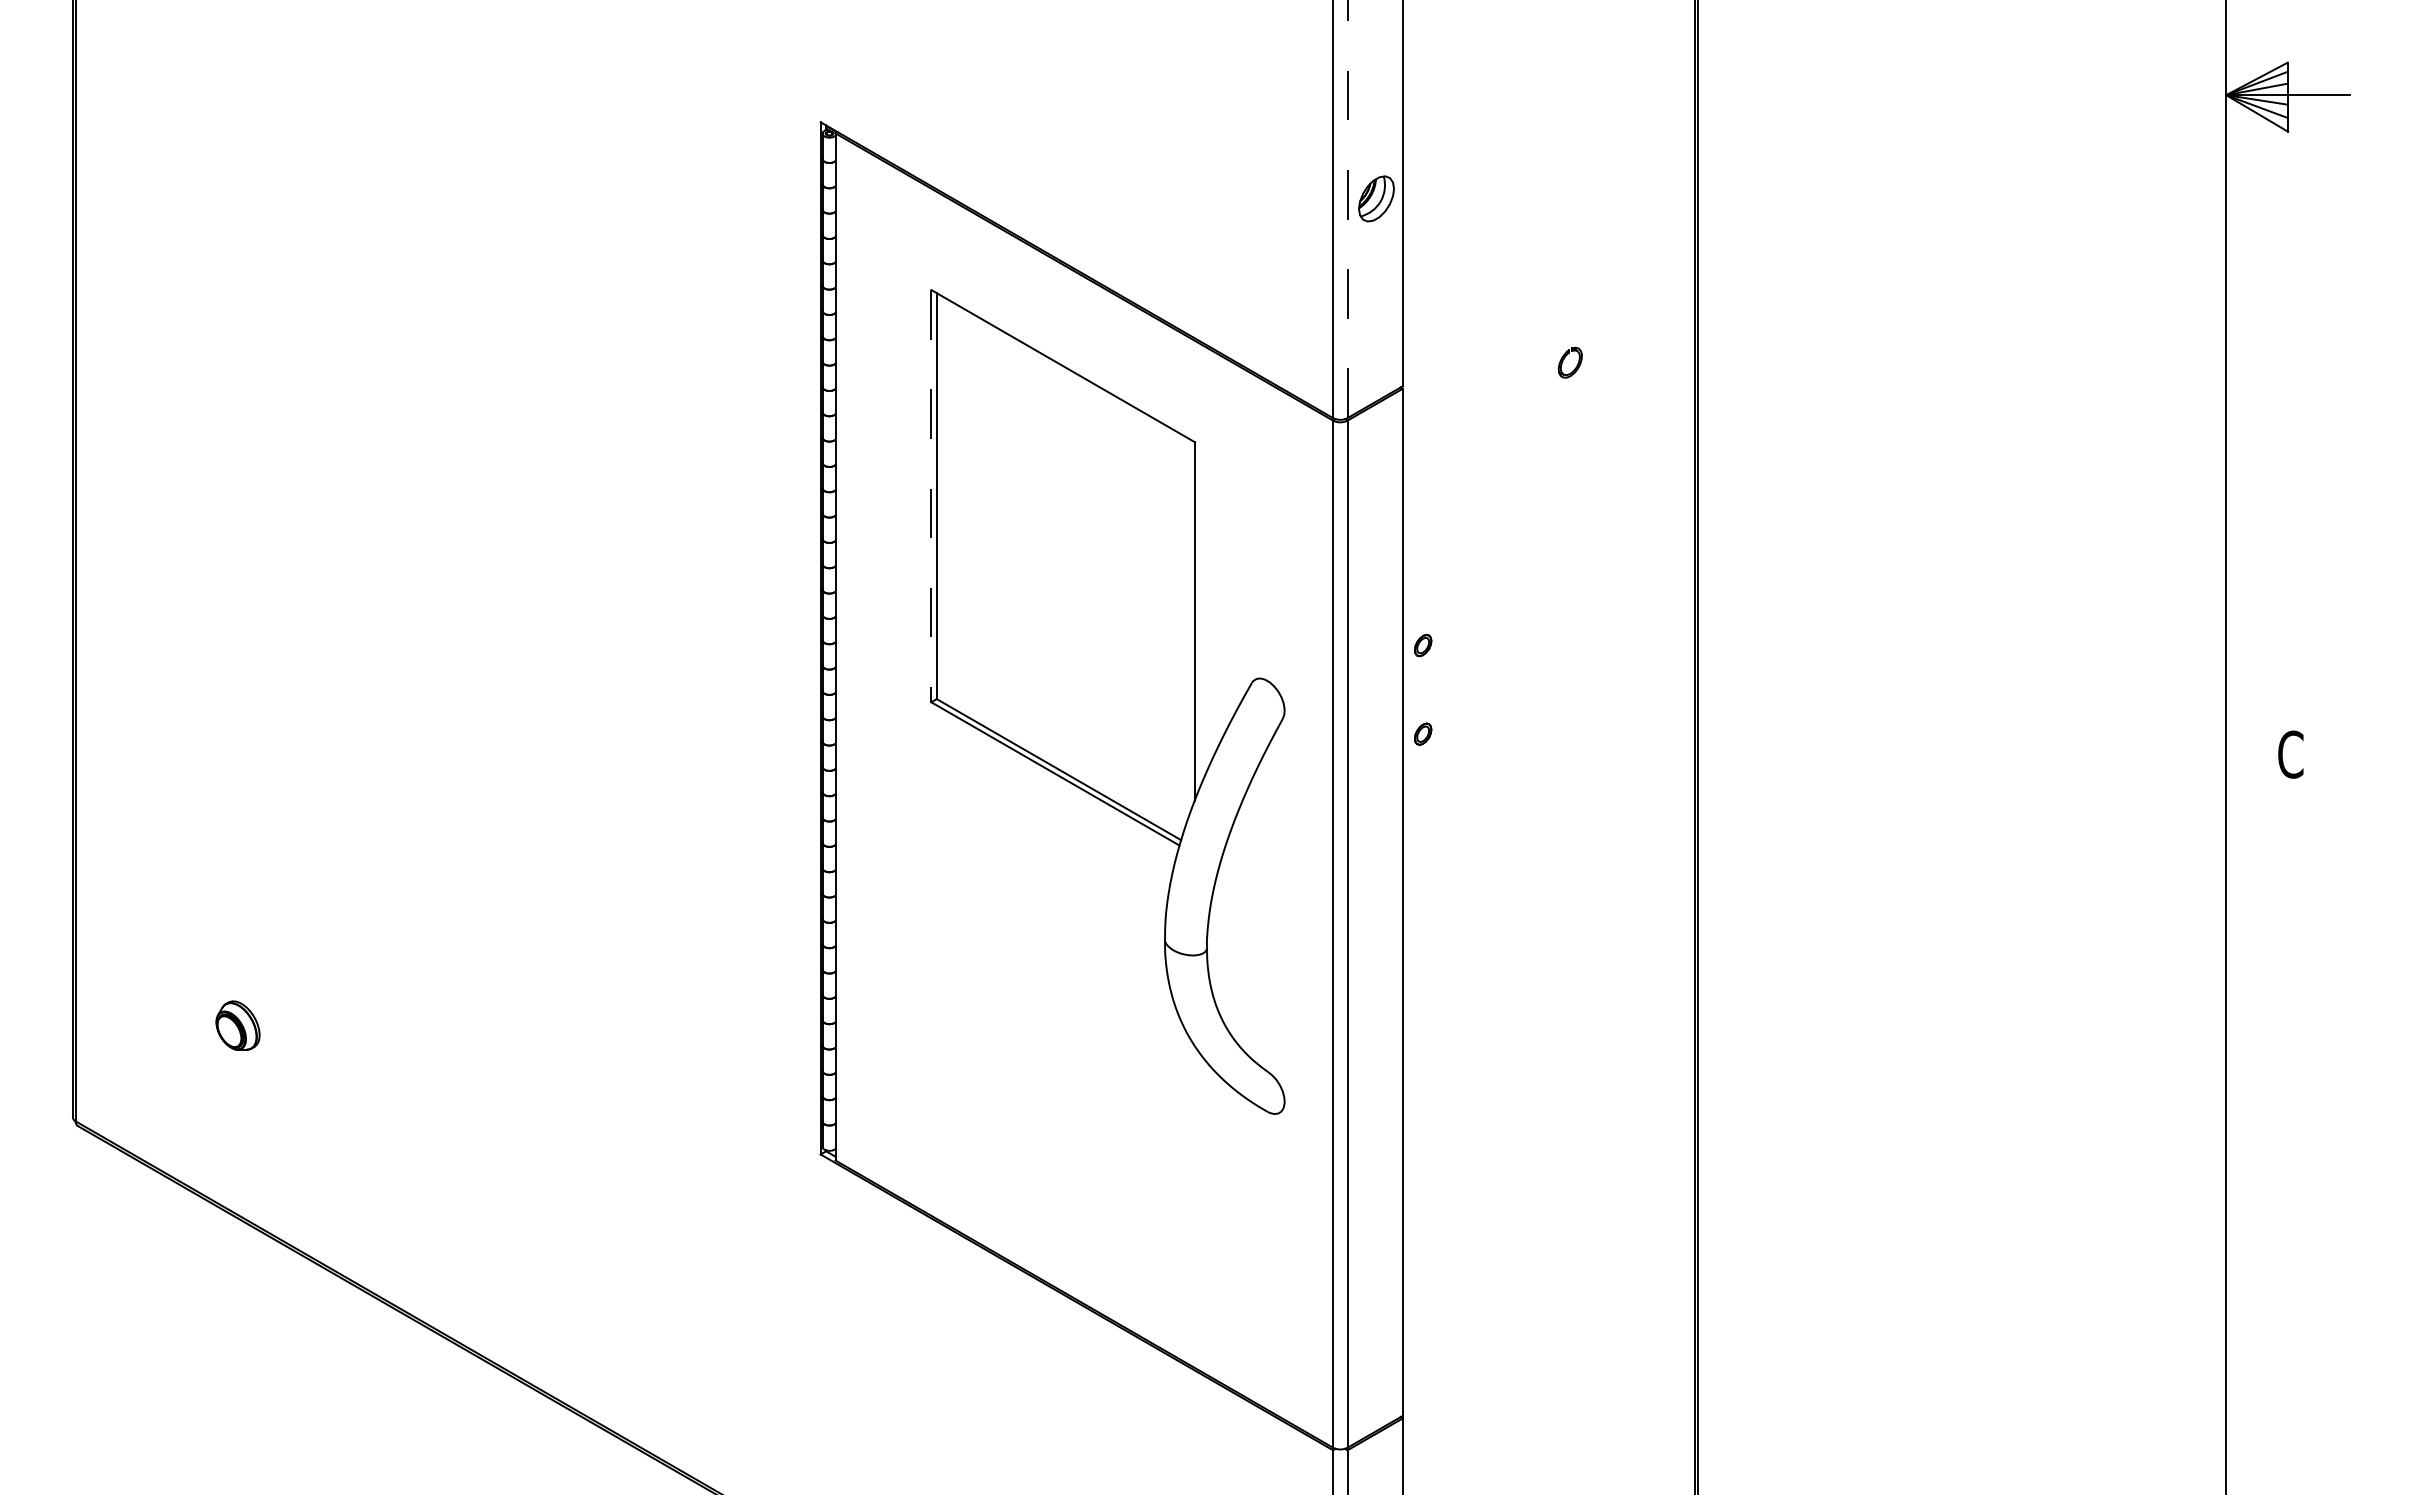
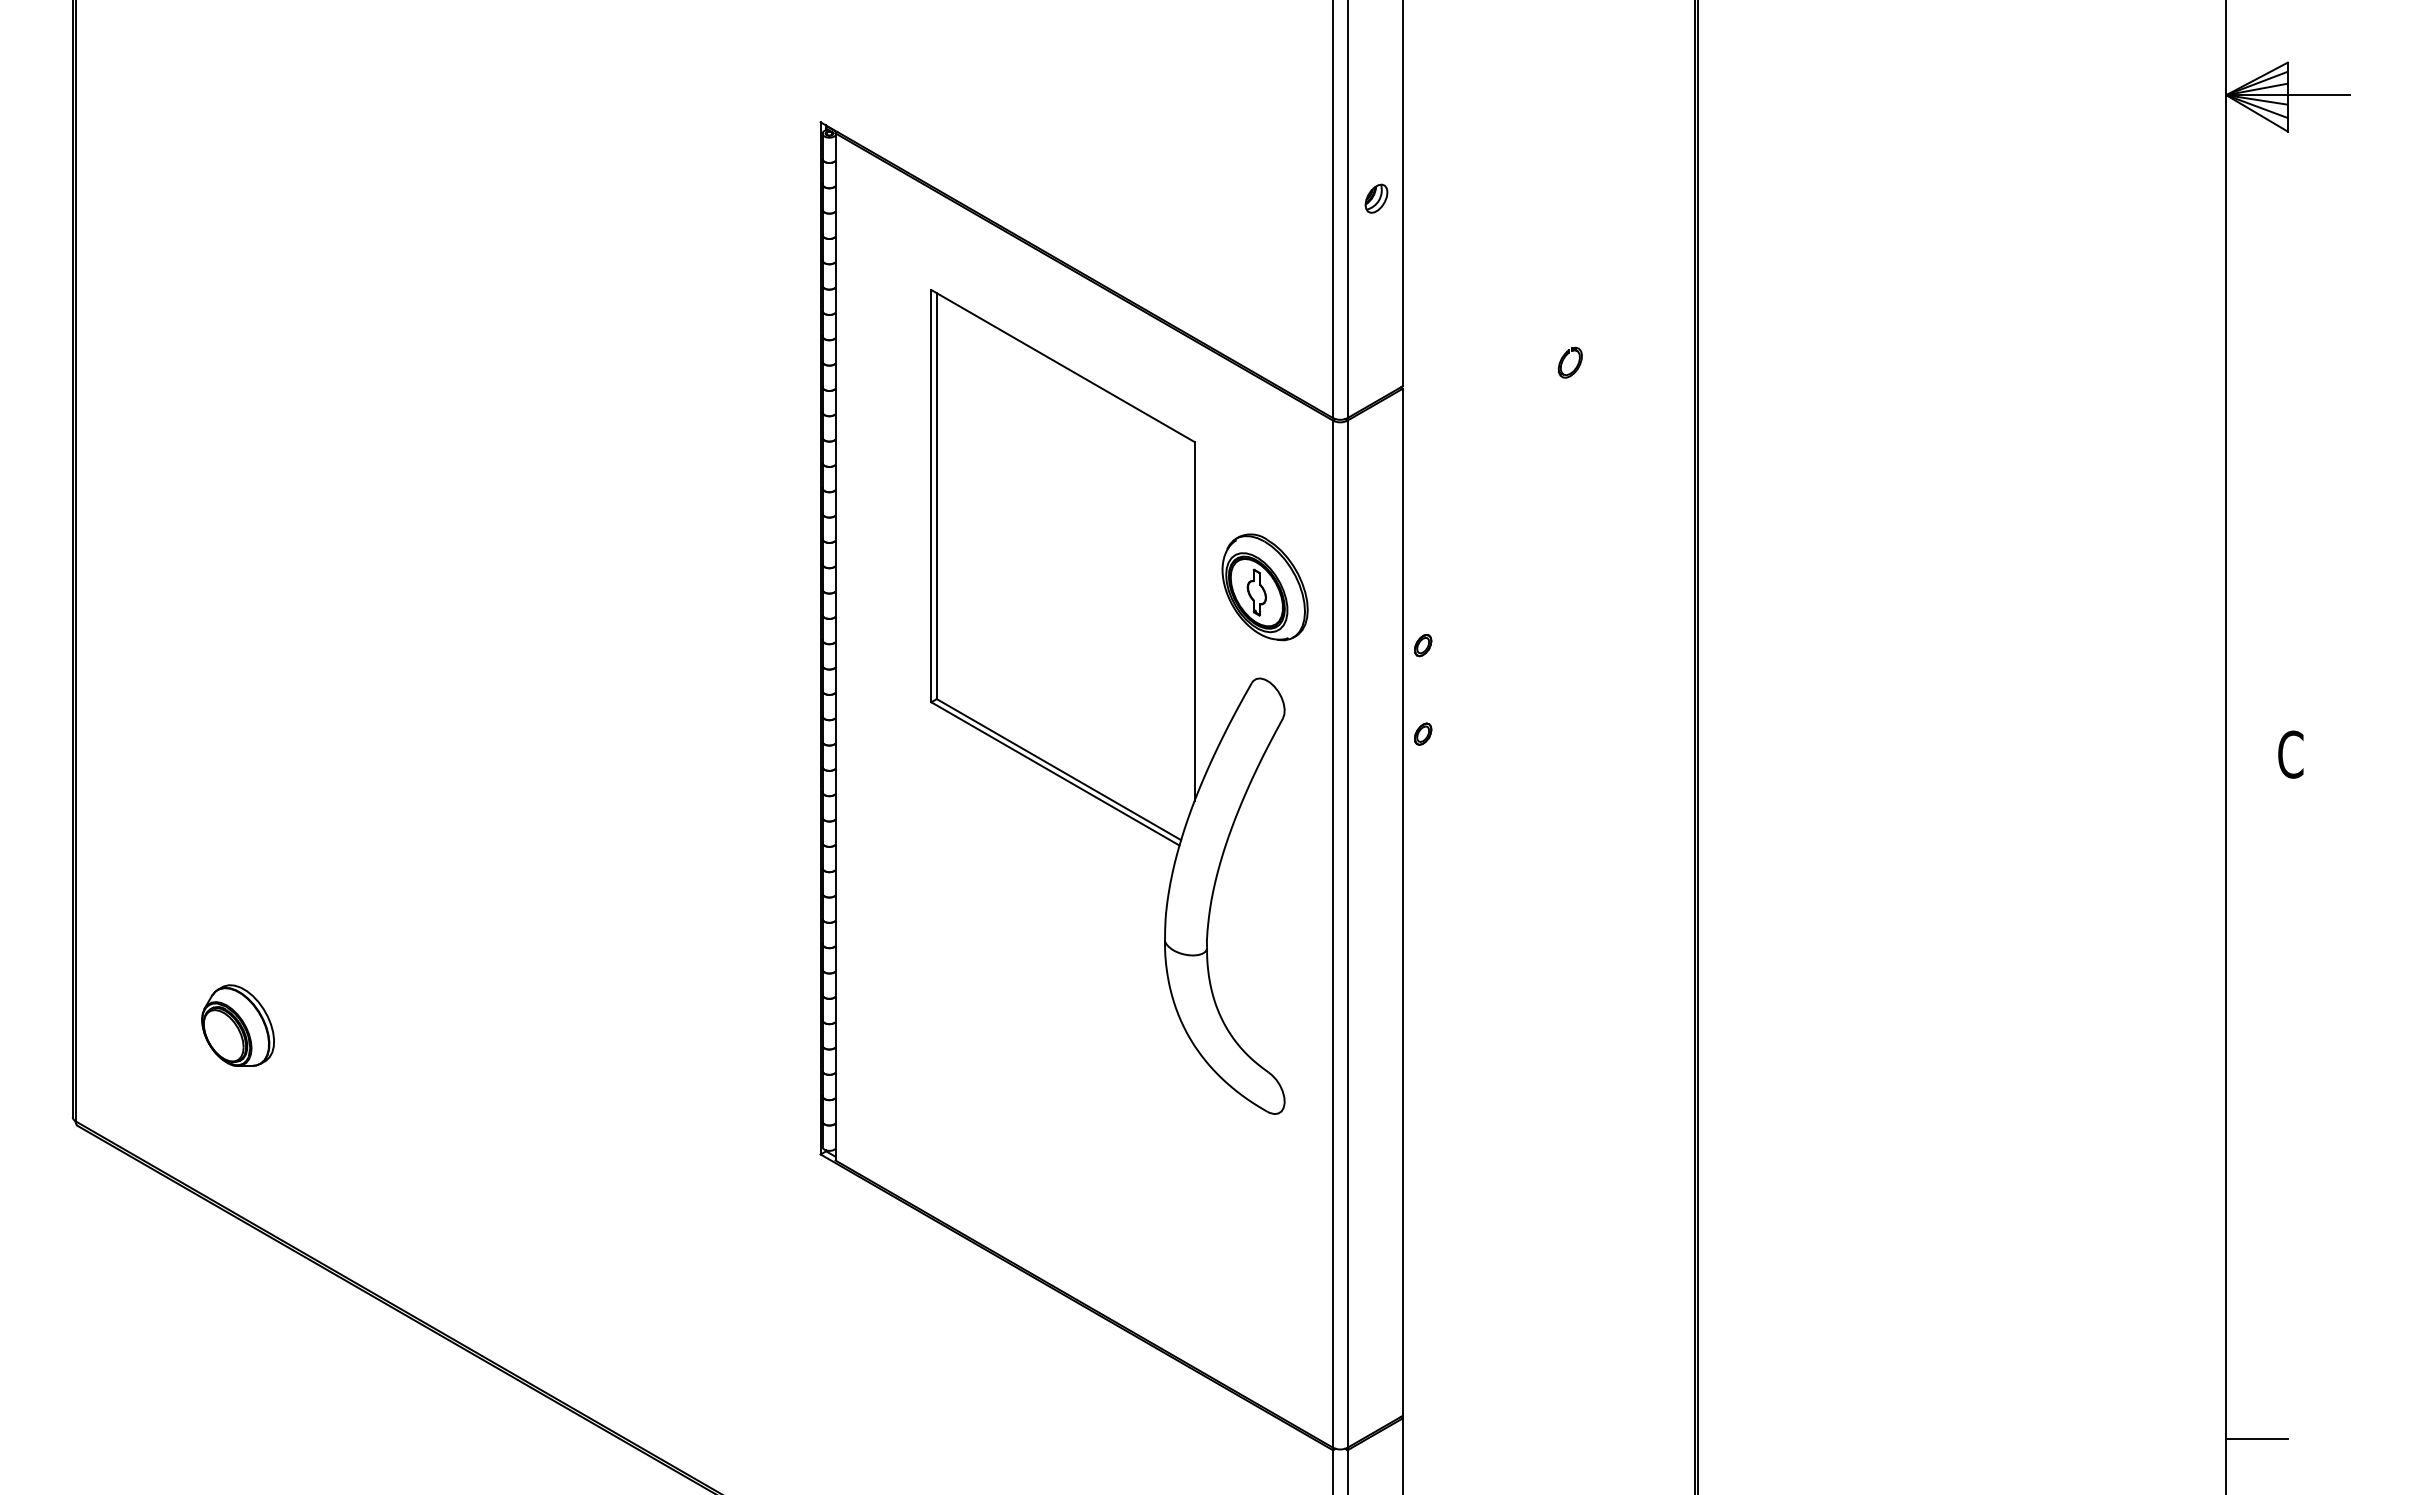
part size: 37x48 px -> 25x31 px (1376, 198)
line: dashed -> solid (1347, 209)
line: dashed -> solid (931, 496)
part: none -> present (1264, 587)
part size: 46x51 px -> 74x83 px (237, 1025)
line: none -> present (2257, 1439)
